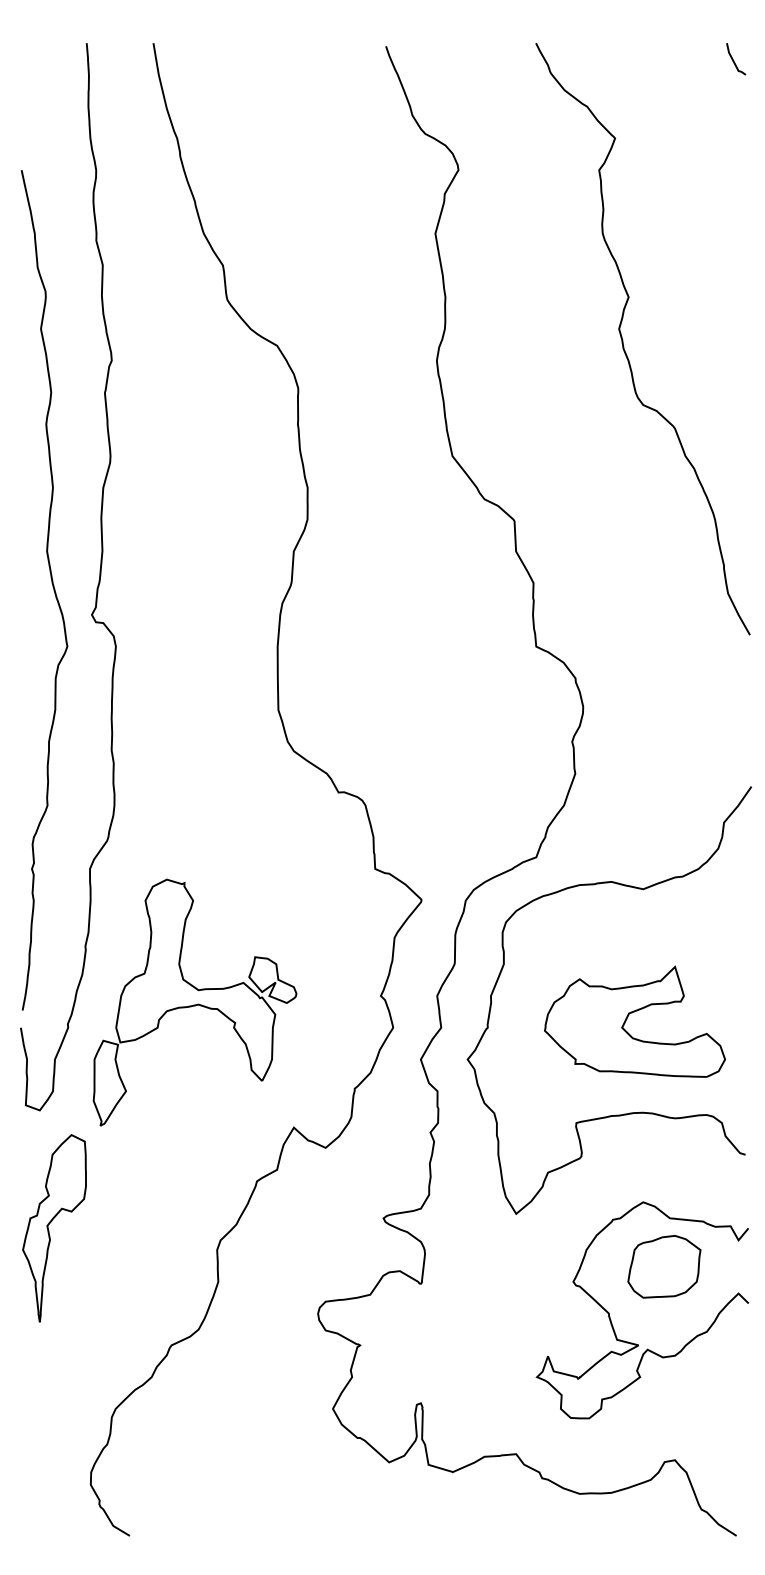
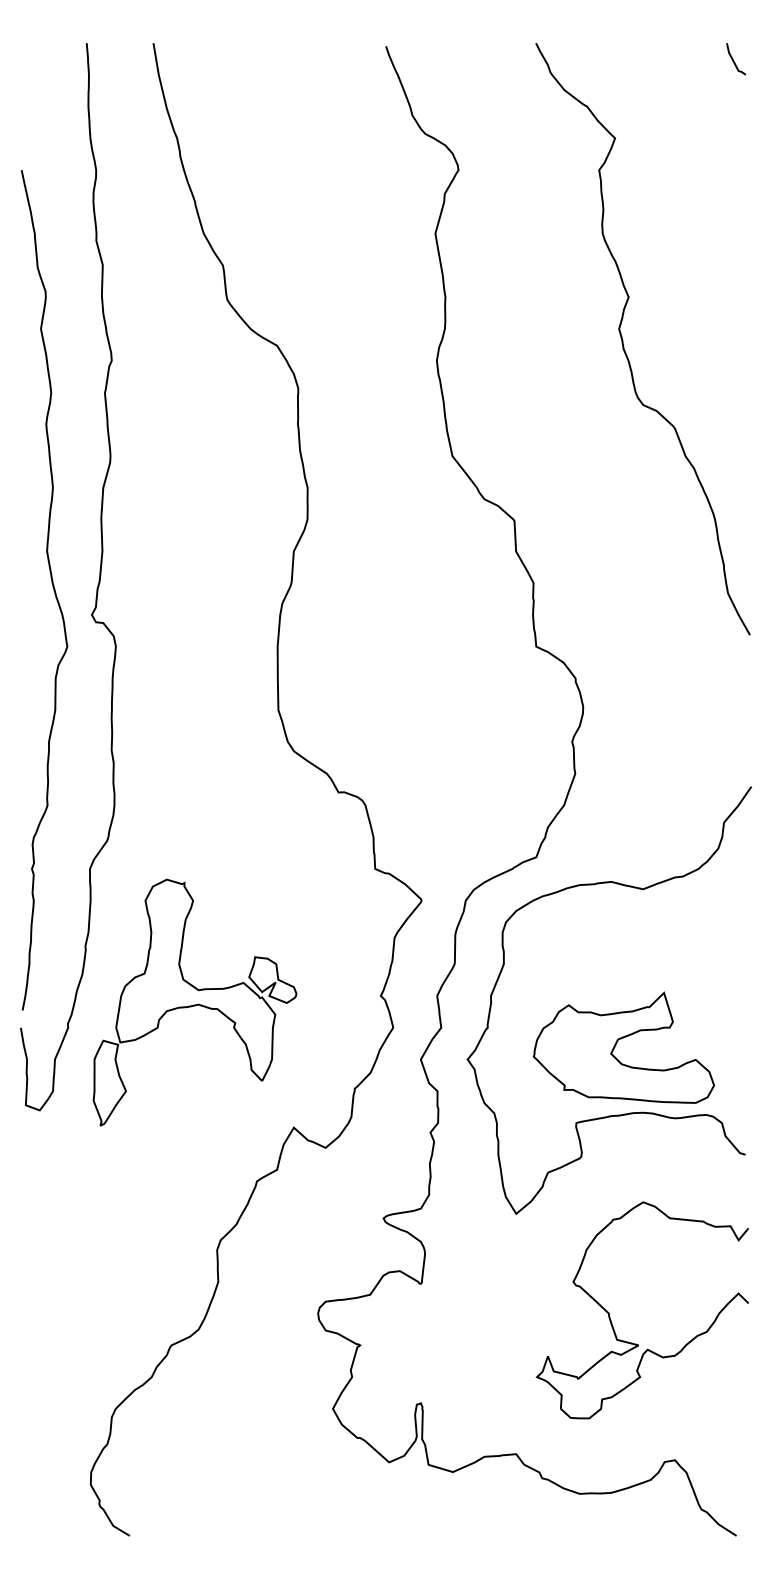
part position: (628, 1017) -> (617, 1043) (617, 1043)
part: present -> none (54, 1228)
part: present -> none (664, 1266)
